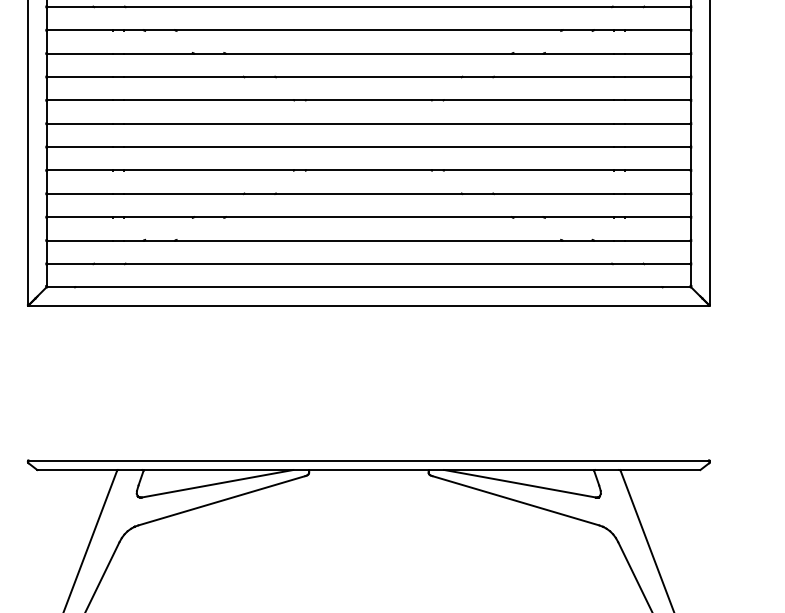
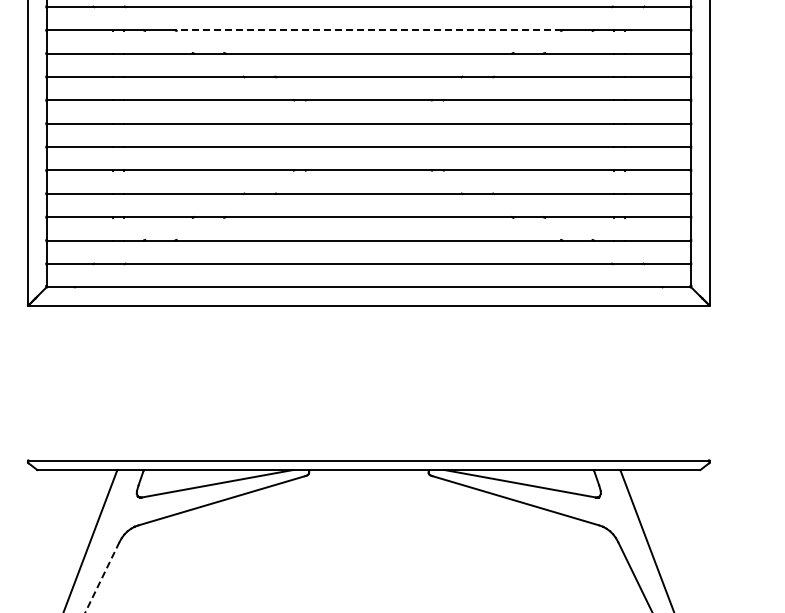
line: solid -> dashed (368, 30)
line: solid -> dashed (102, 577)
